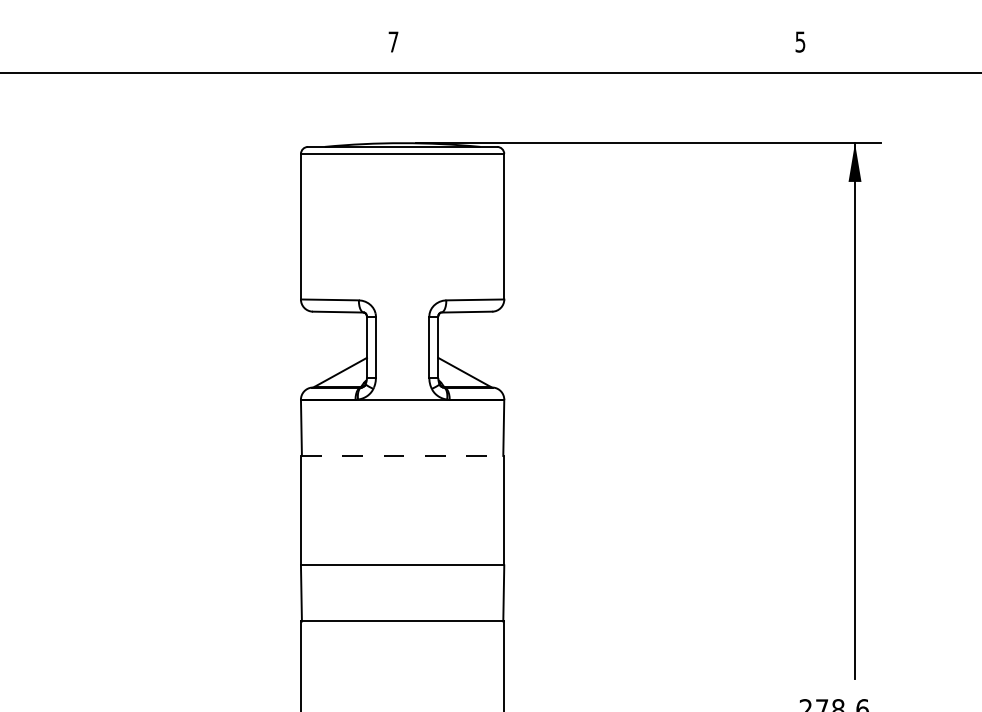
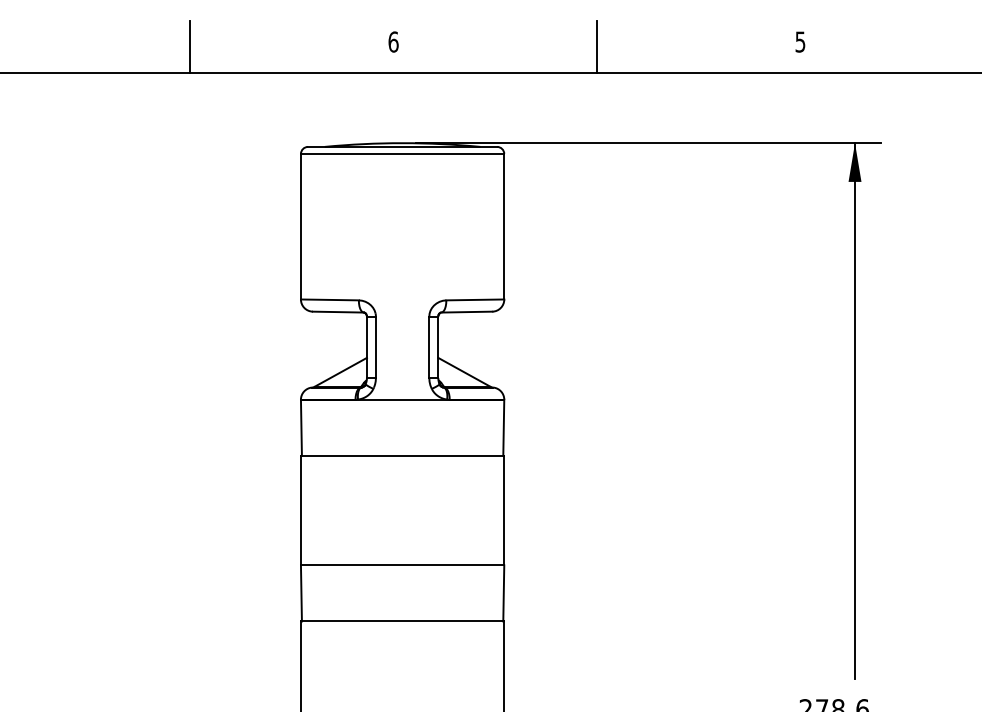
text: 7 -> 6 (393, 41)
line: none -> present (190, 47)
line: none -> present (597, 47)
line: dashed -> solid (402, 455)
